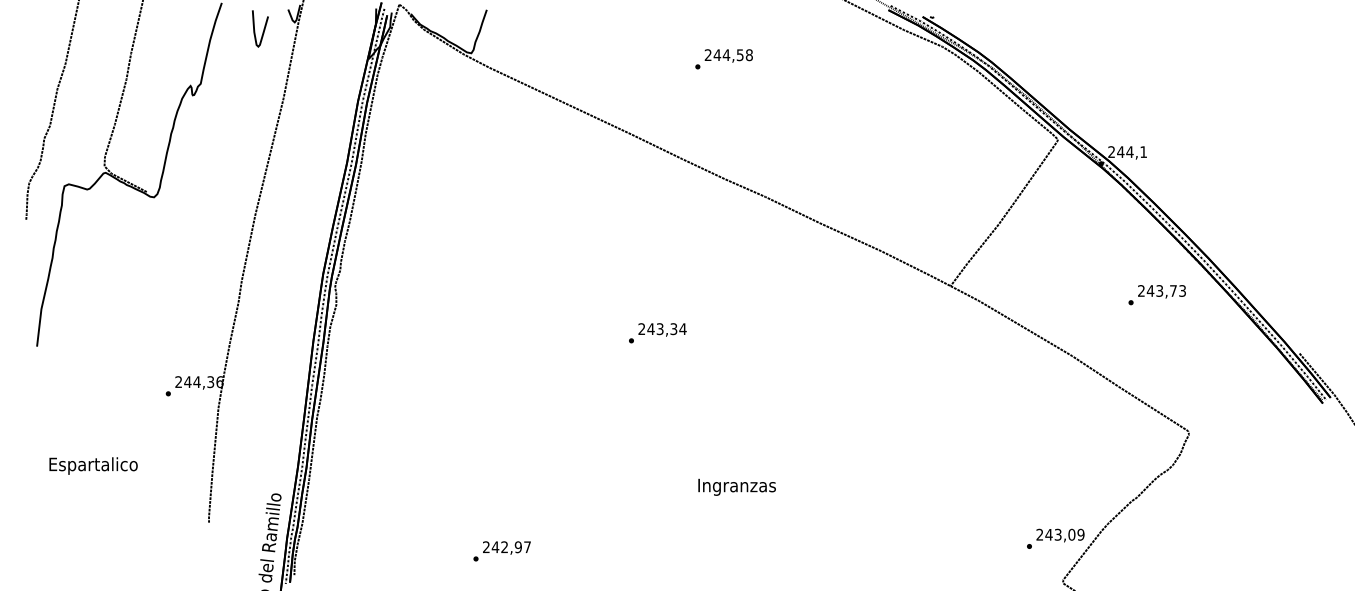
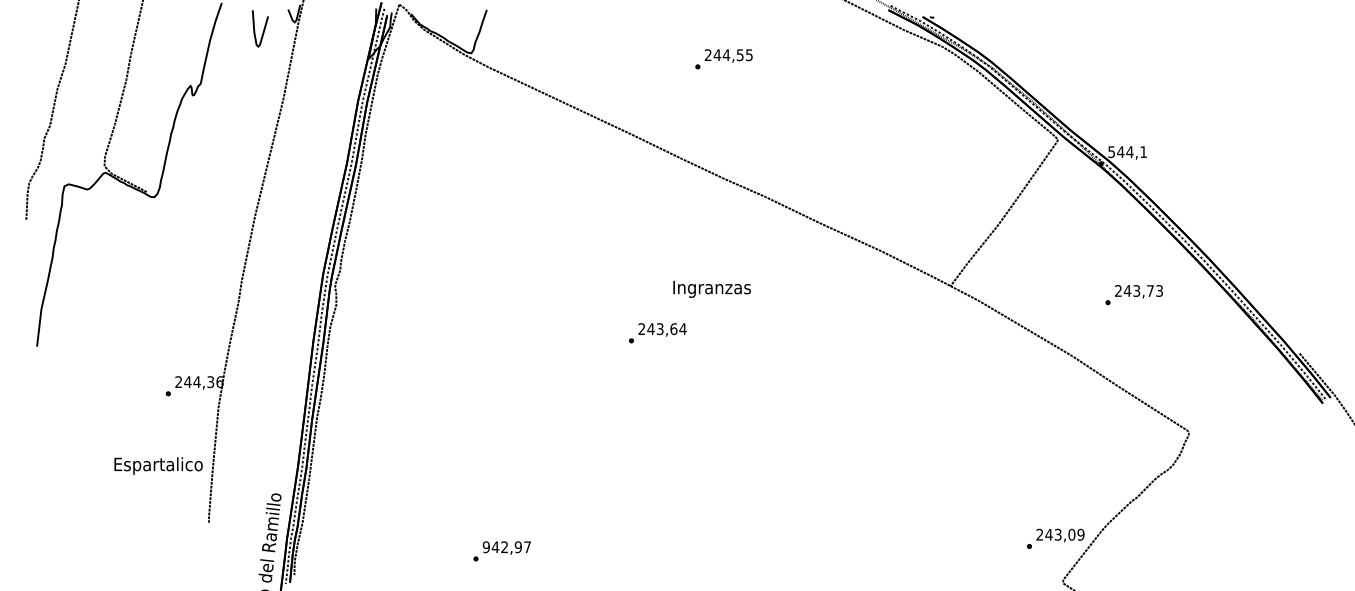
text: 244,58 -> 244,55 (748, 55)
text: 244,1 -> 544,1 (1111, 152)
text position: (1156, 295) -> (1133, 295) (1133, 295)
text: 243,34 -> 243,64 (673, 329)
text position: (93, 465) -> (158, 465) (158, 465)
text position: (736, 486) -> (711, 288) (711, 288)
text: 242,97 -> 942,97 (485, 547)
